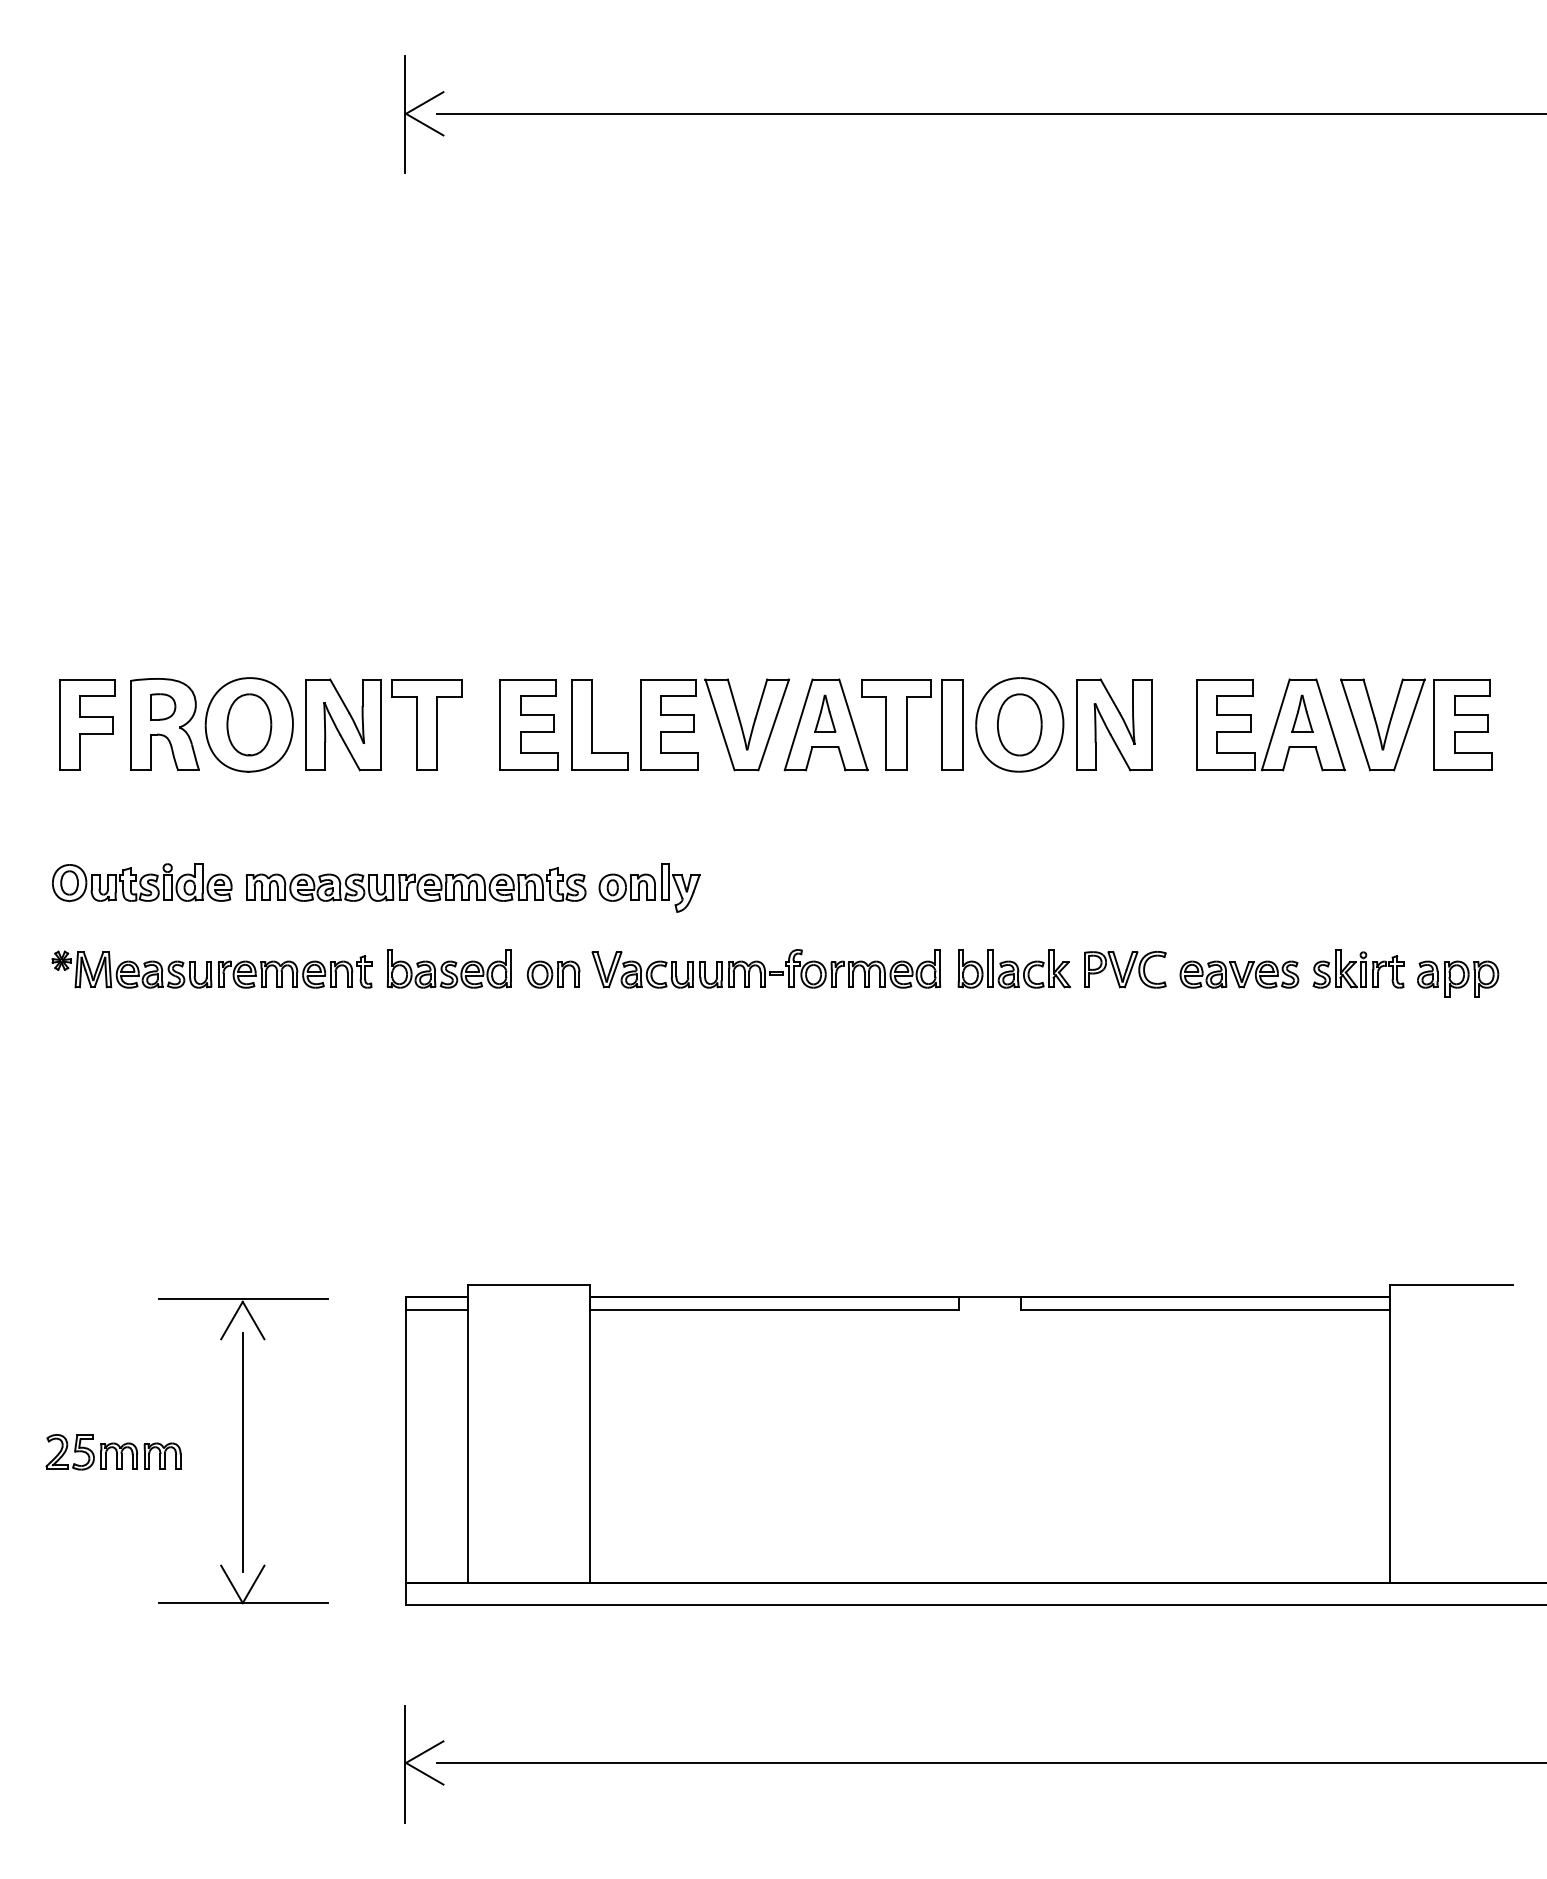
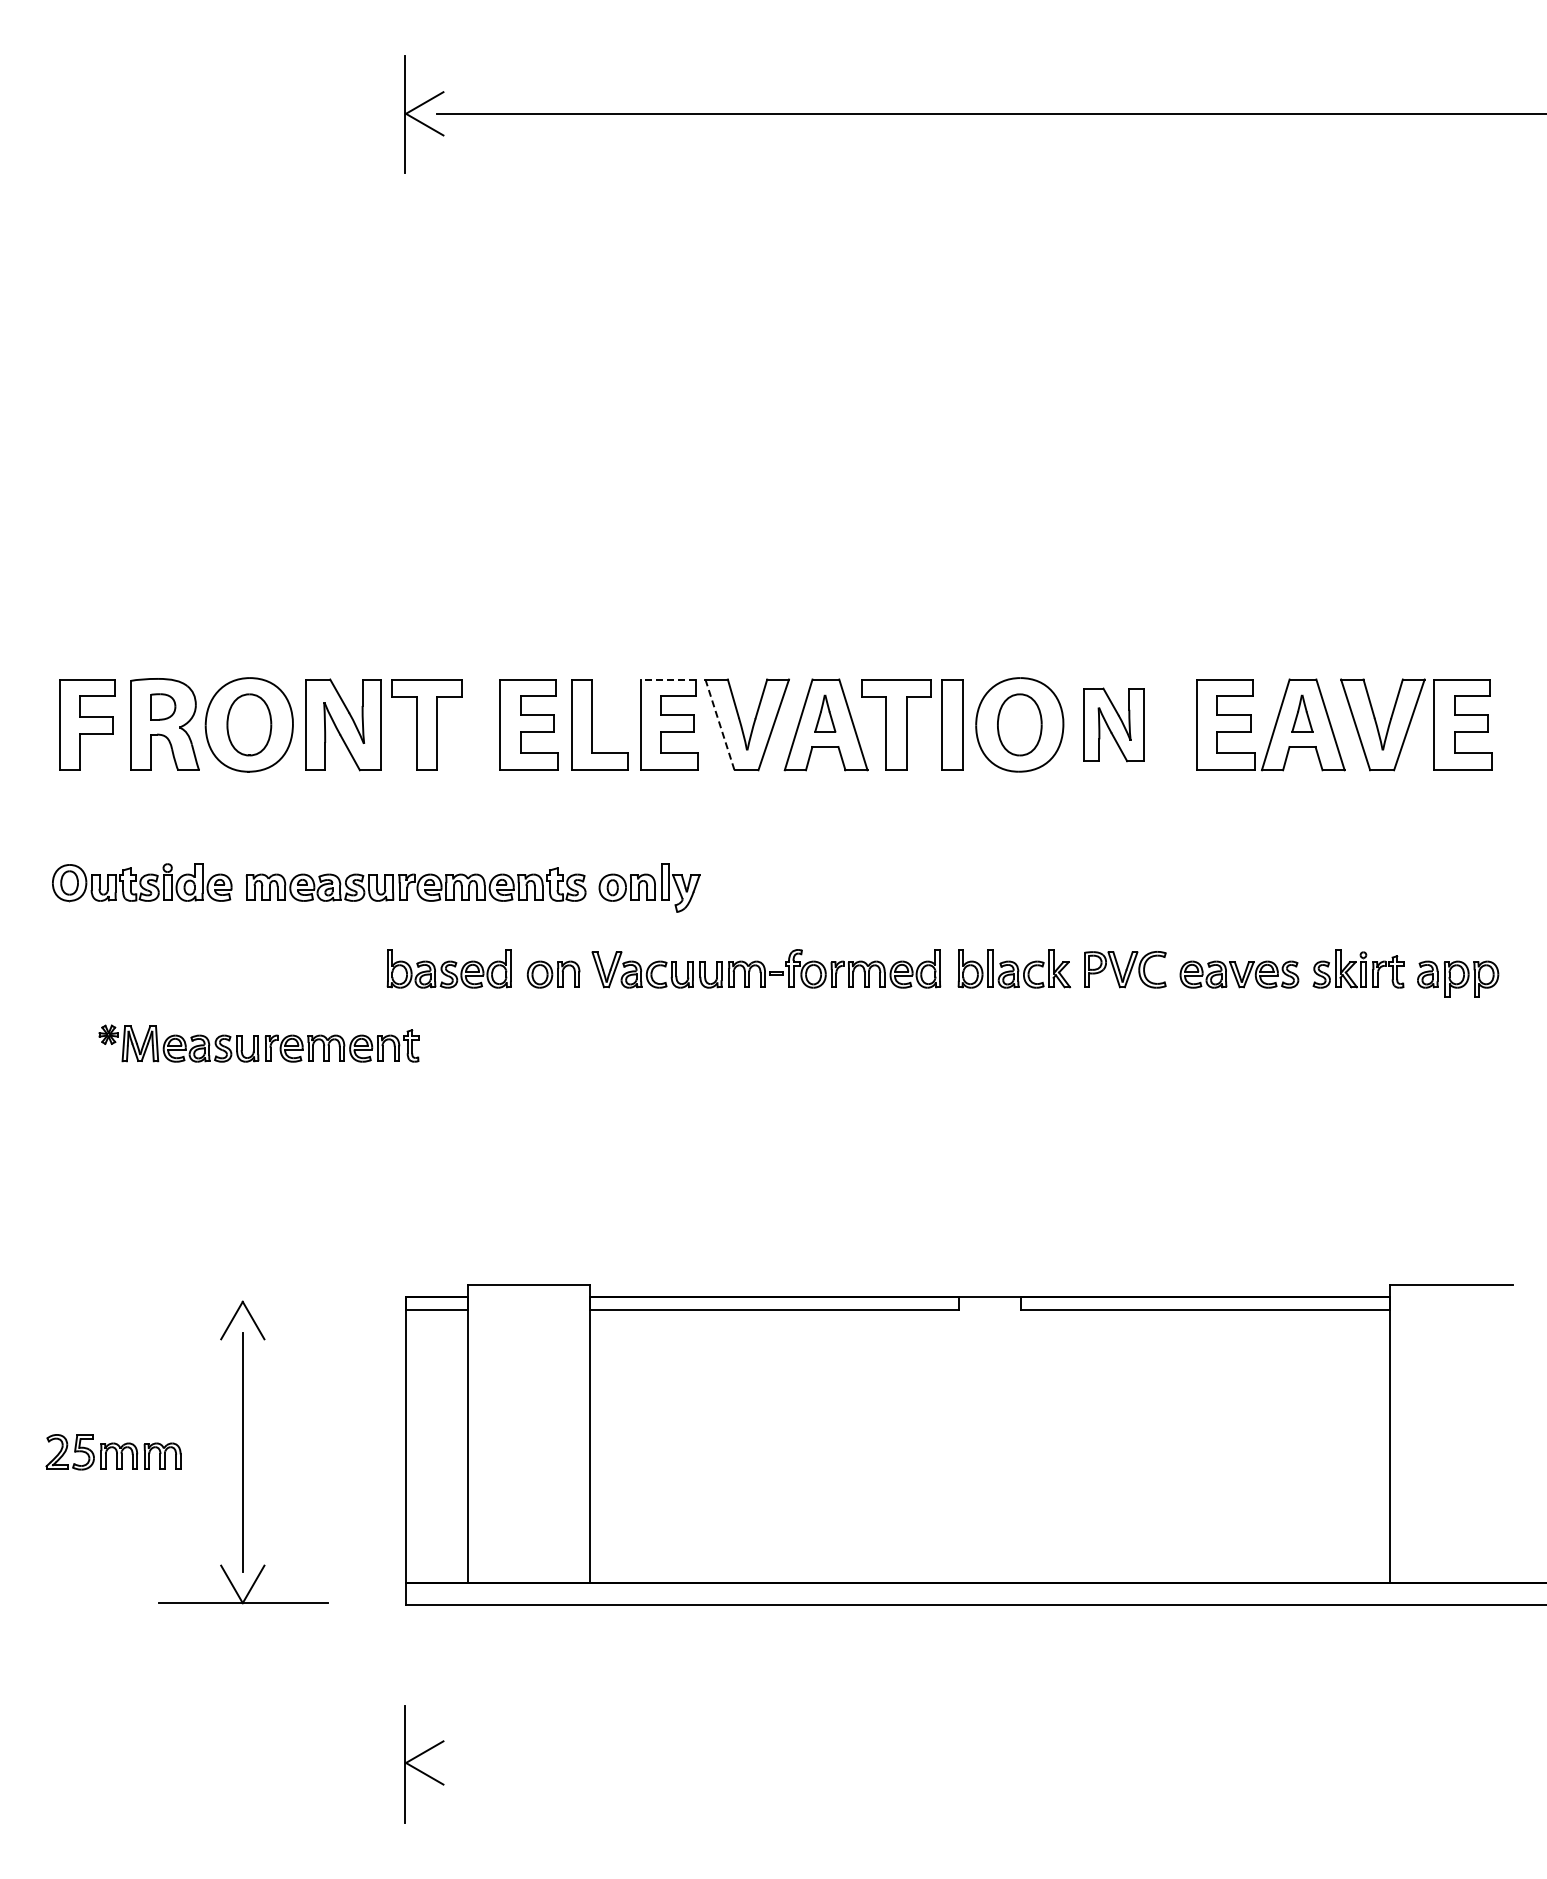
line: solid -> dashed (668, 679)
line: solid -> dashed (720, 724)
part size: 77x94 px -> 62x76 px (1113, 724)
part position: (211, 969) -> (258, 1043) (258, 1043)
line: present -> none (243, 1298)
line: present -> none (990, 1762)
